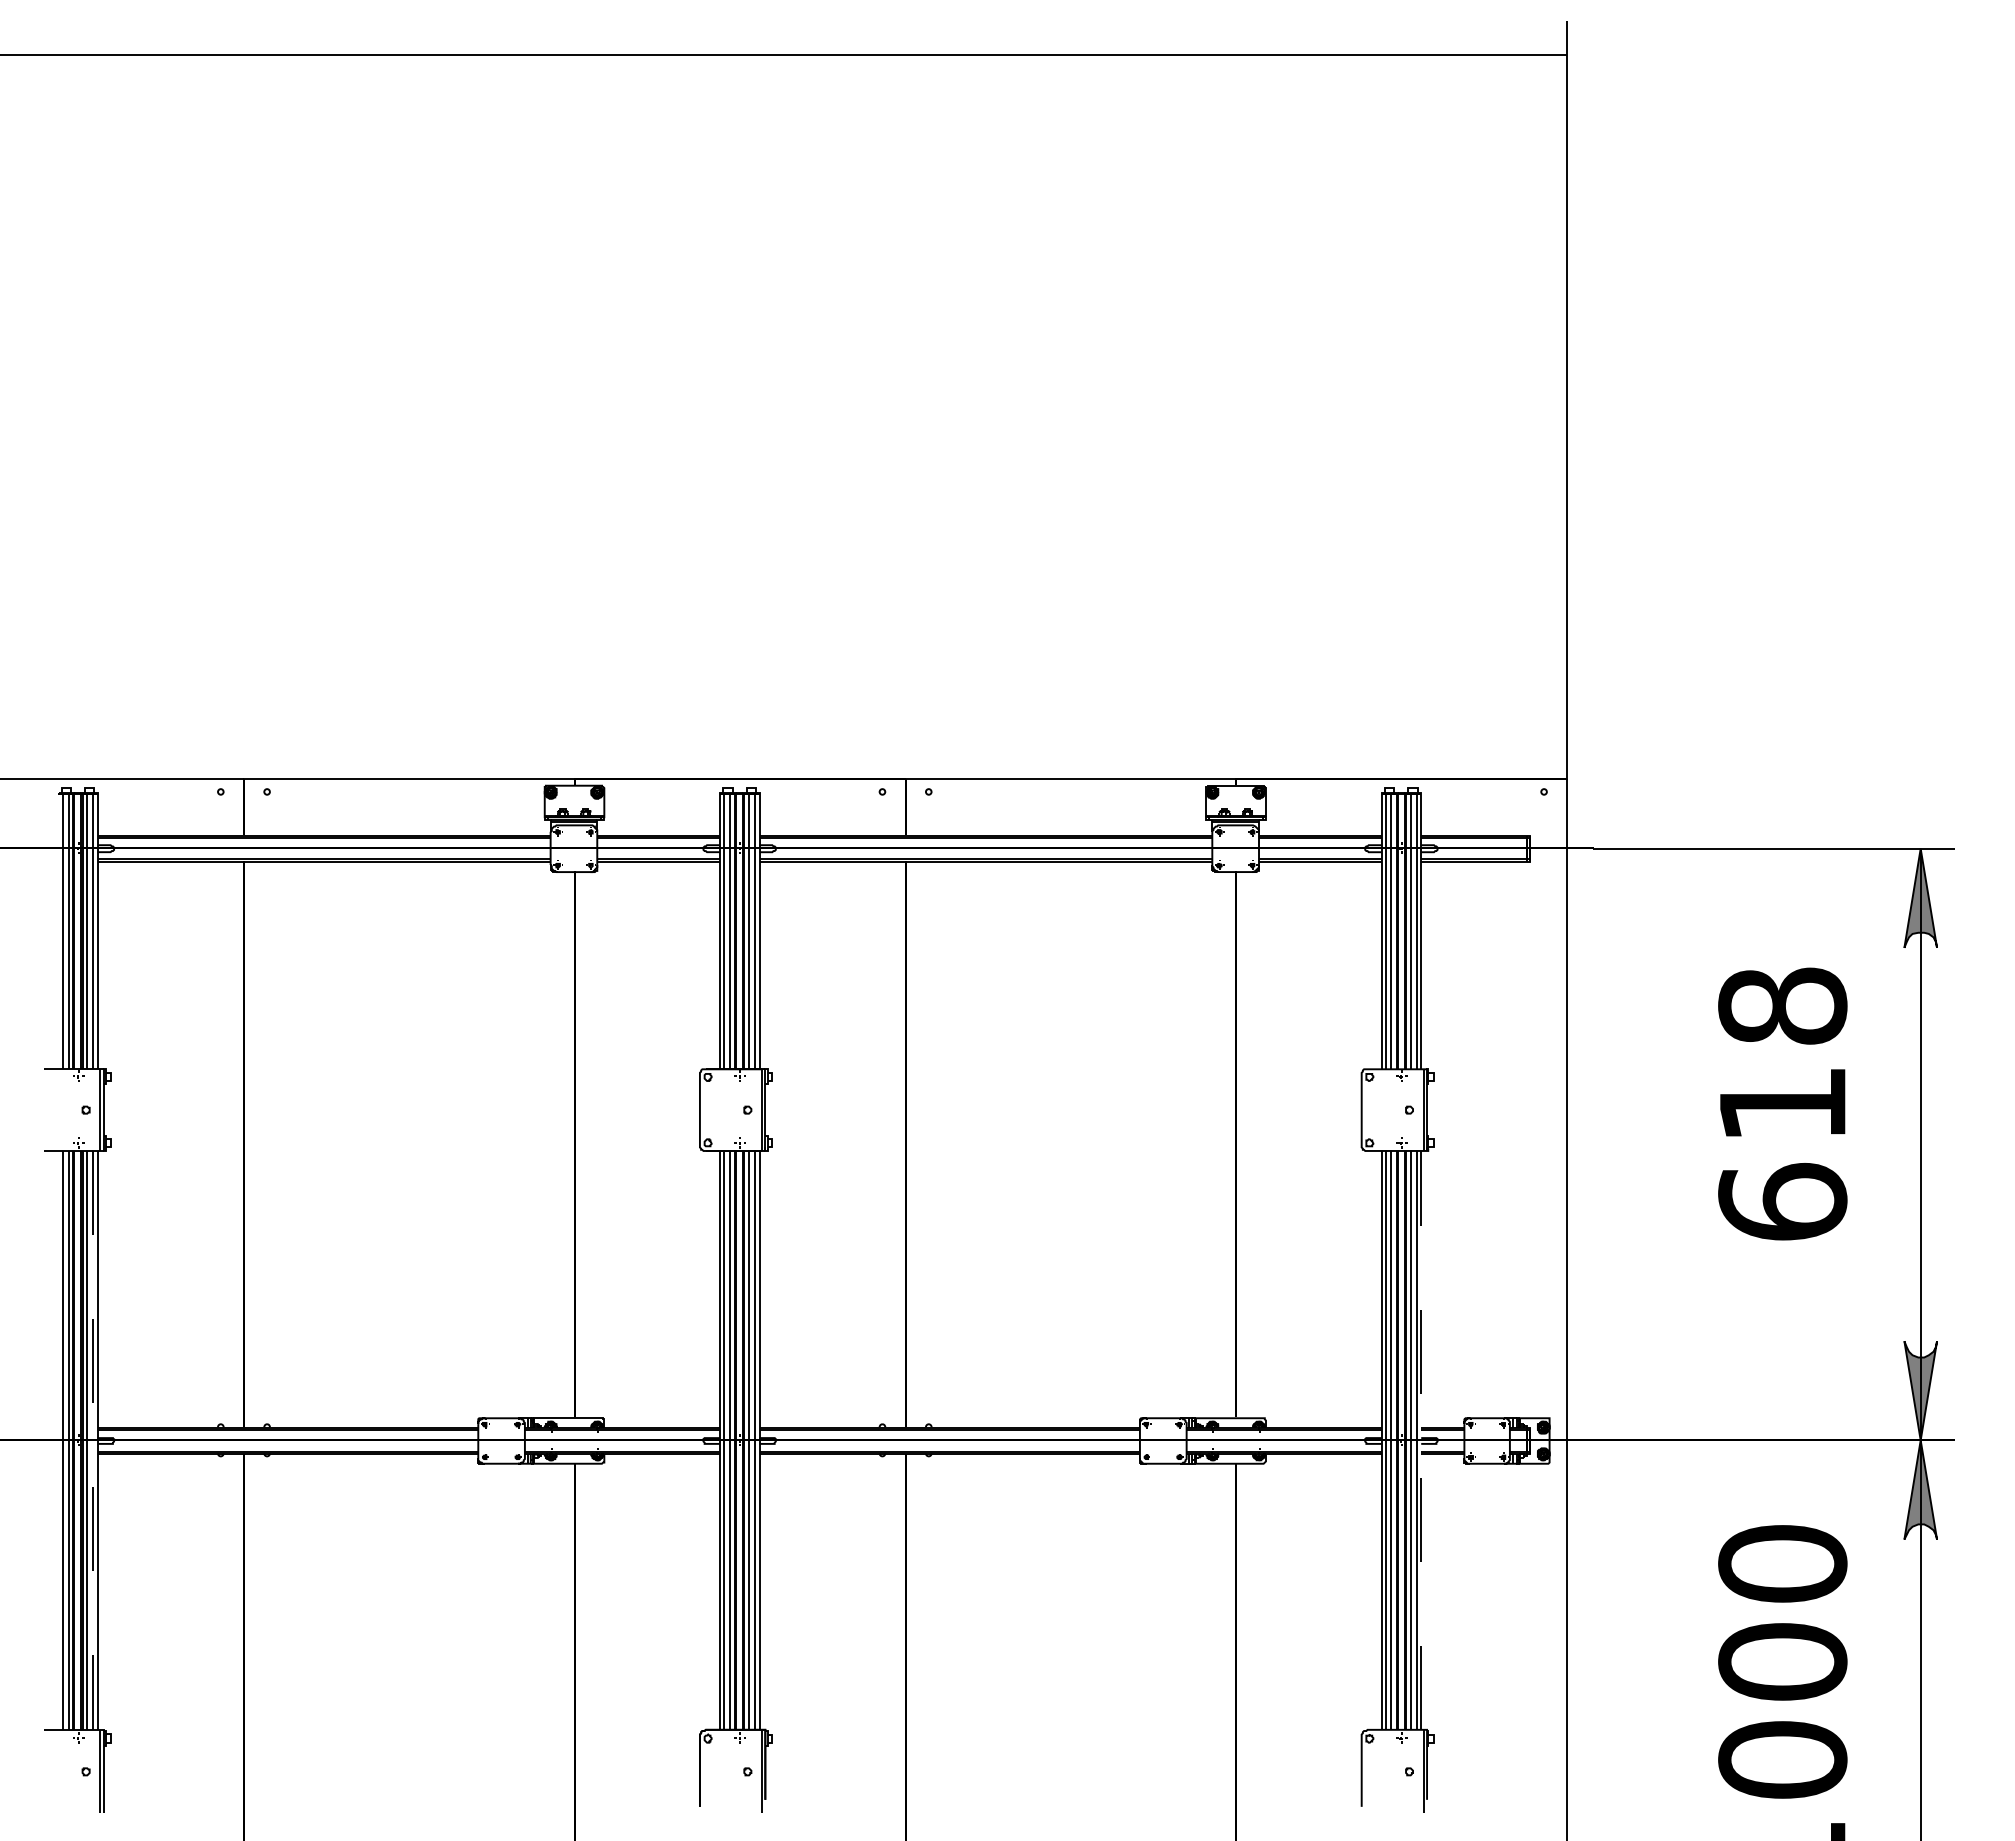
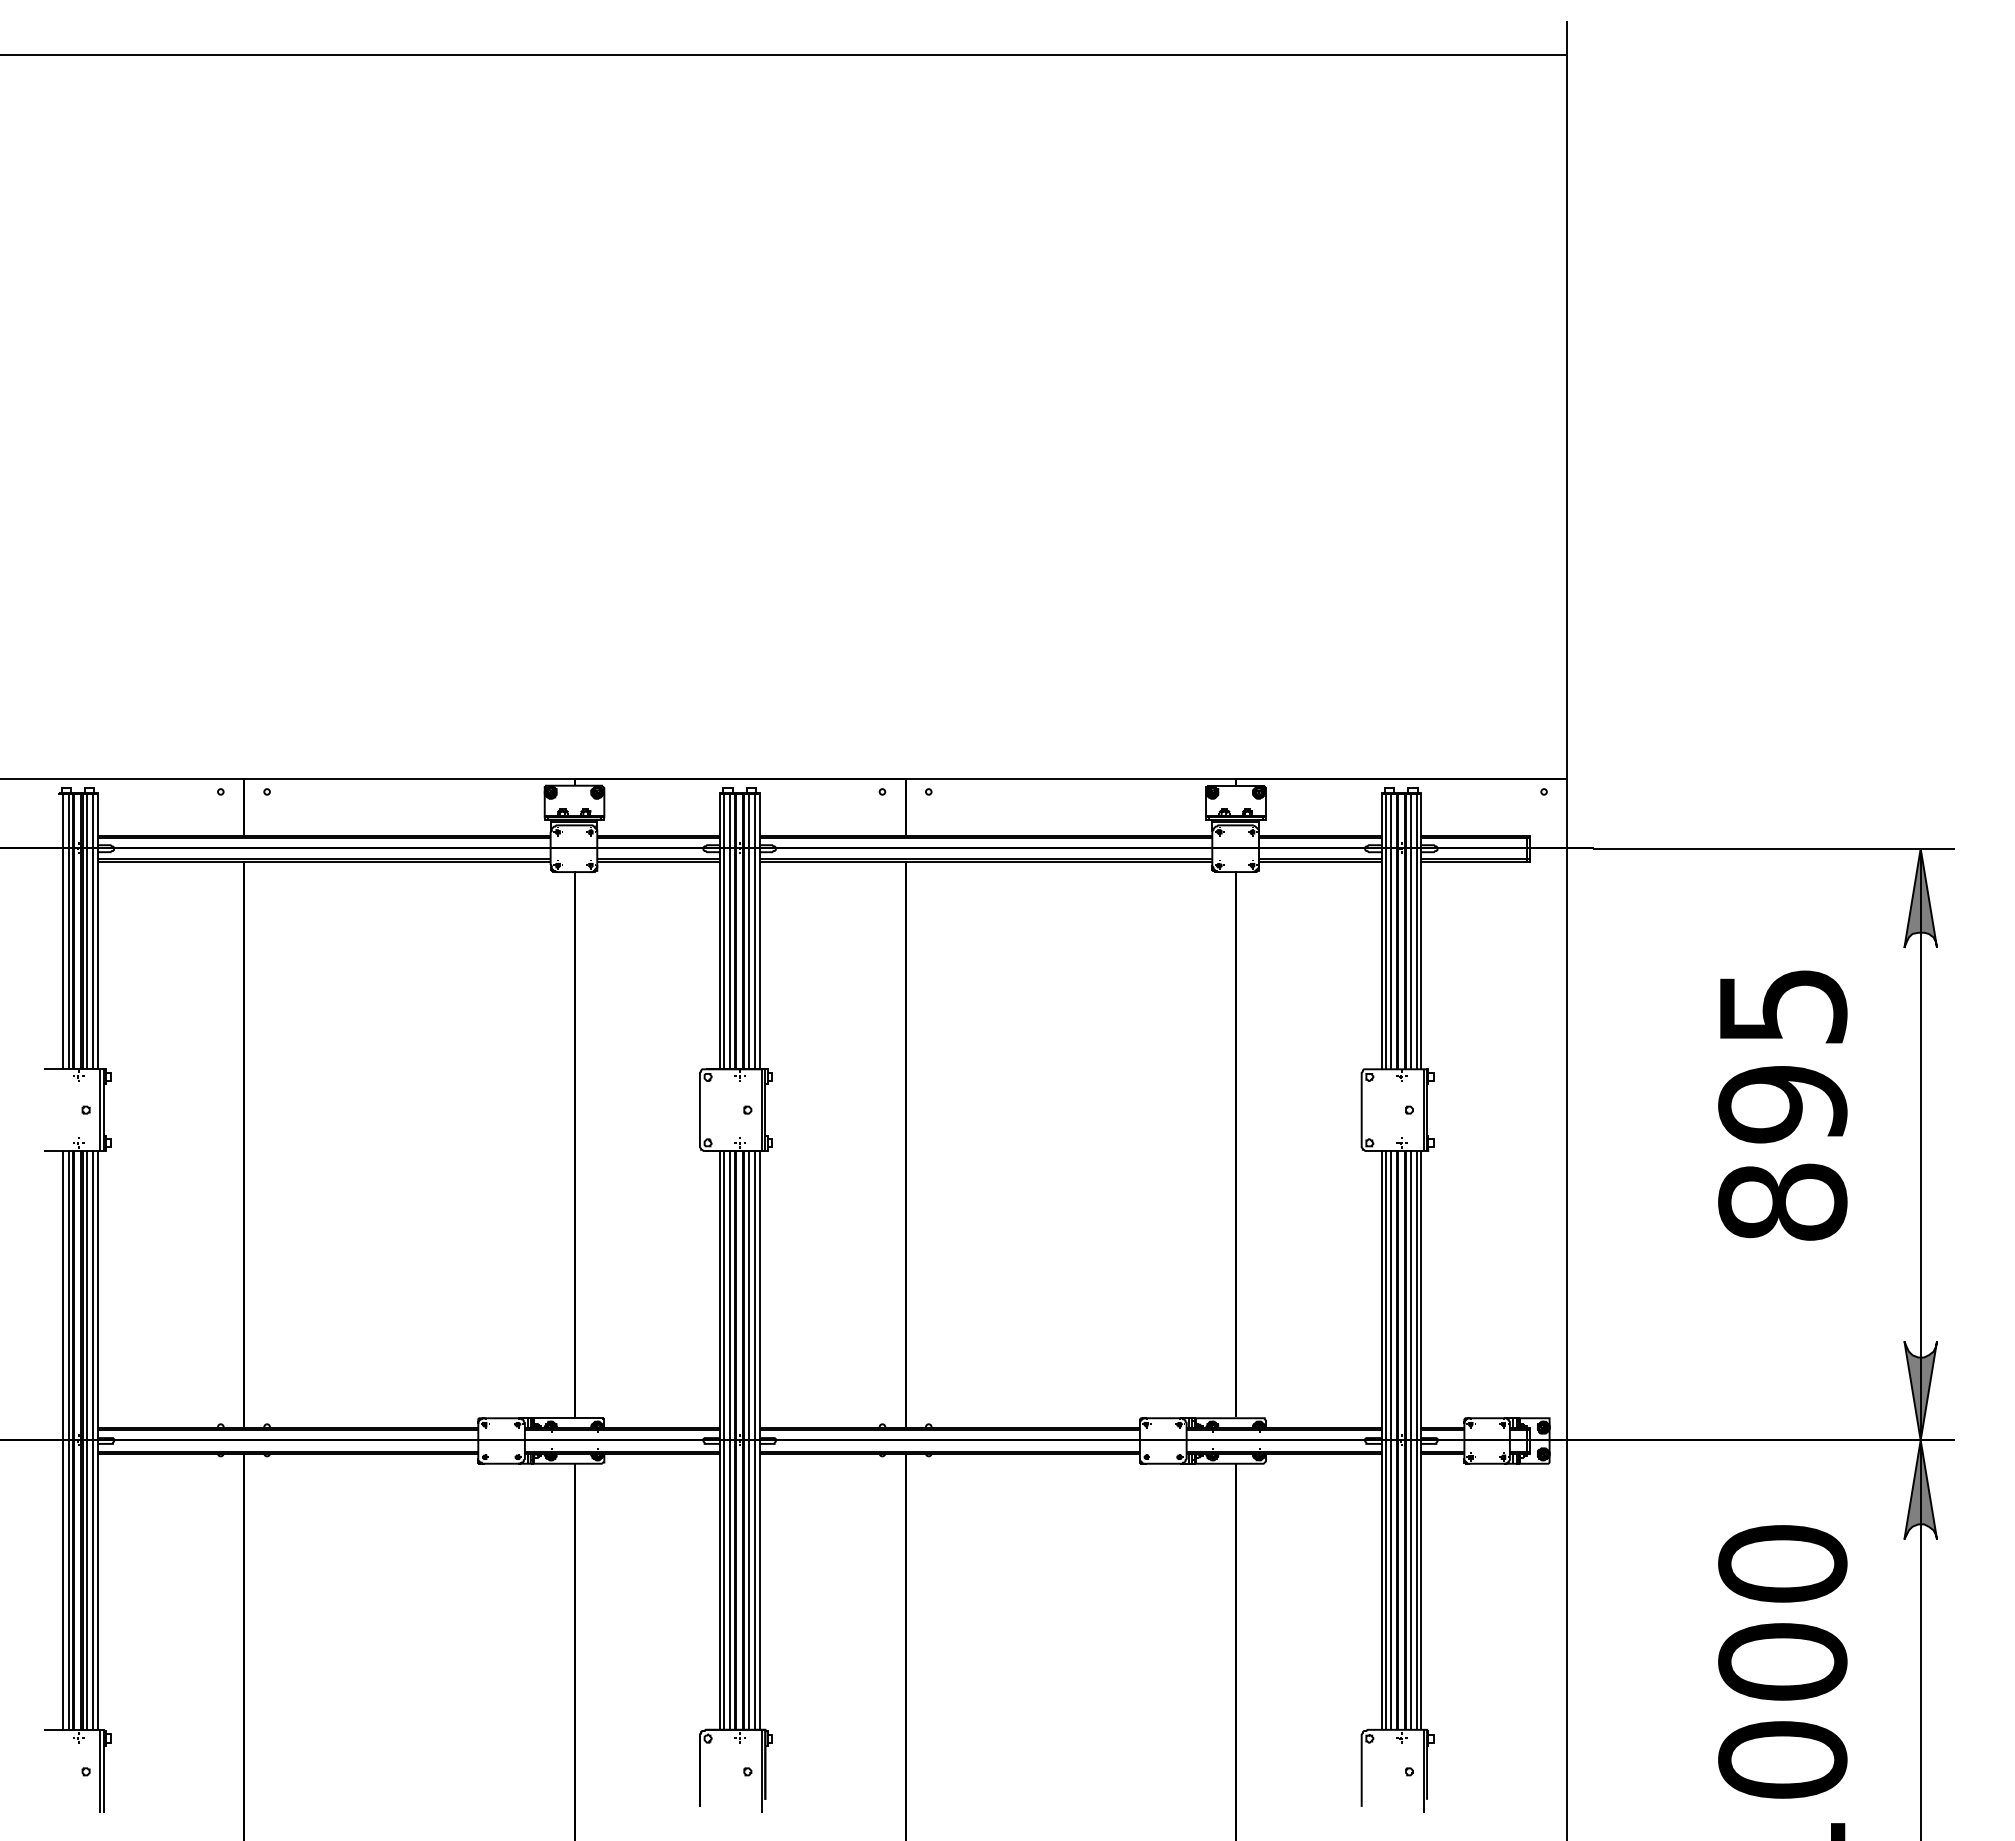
text: 618 -> 895 (1782, 1103)
line: dashed -> solid (1421, 1439)
line: dashed -> solid (93, 1440)
